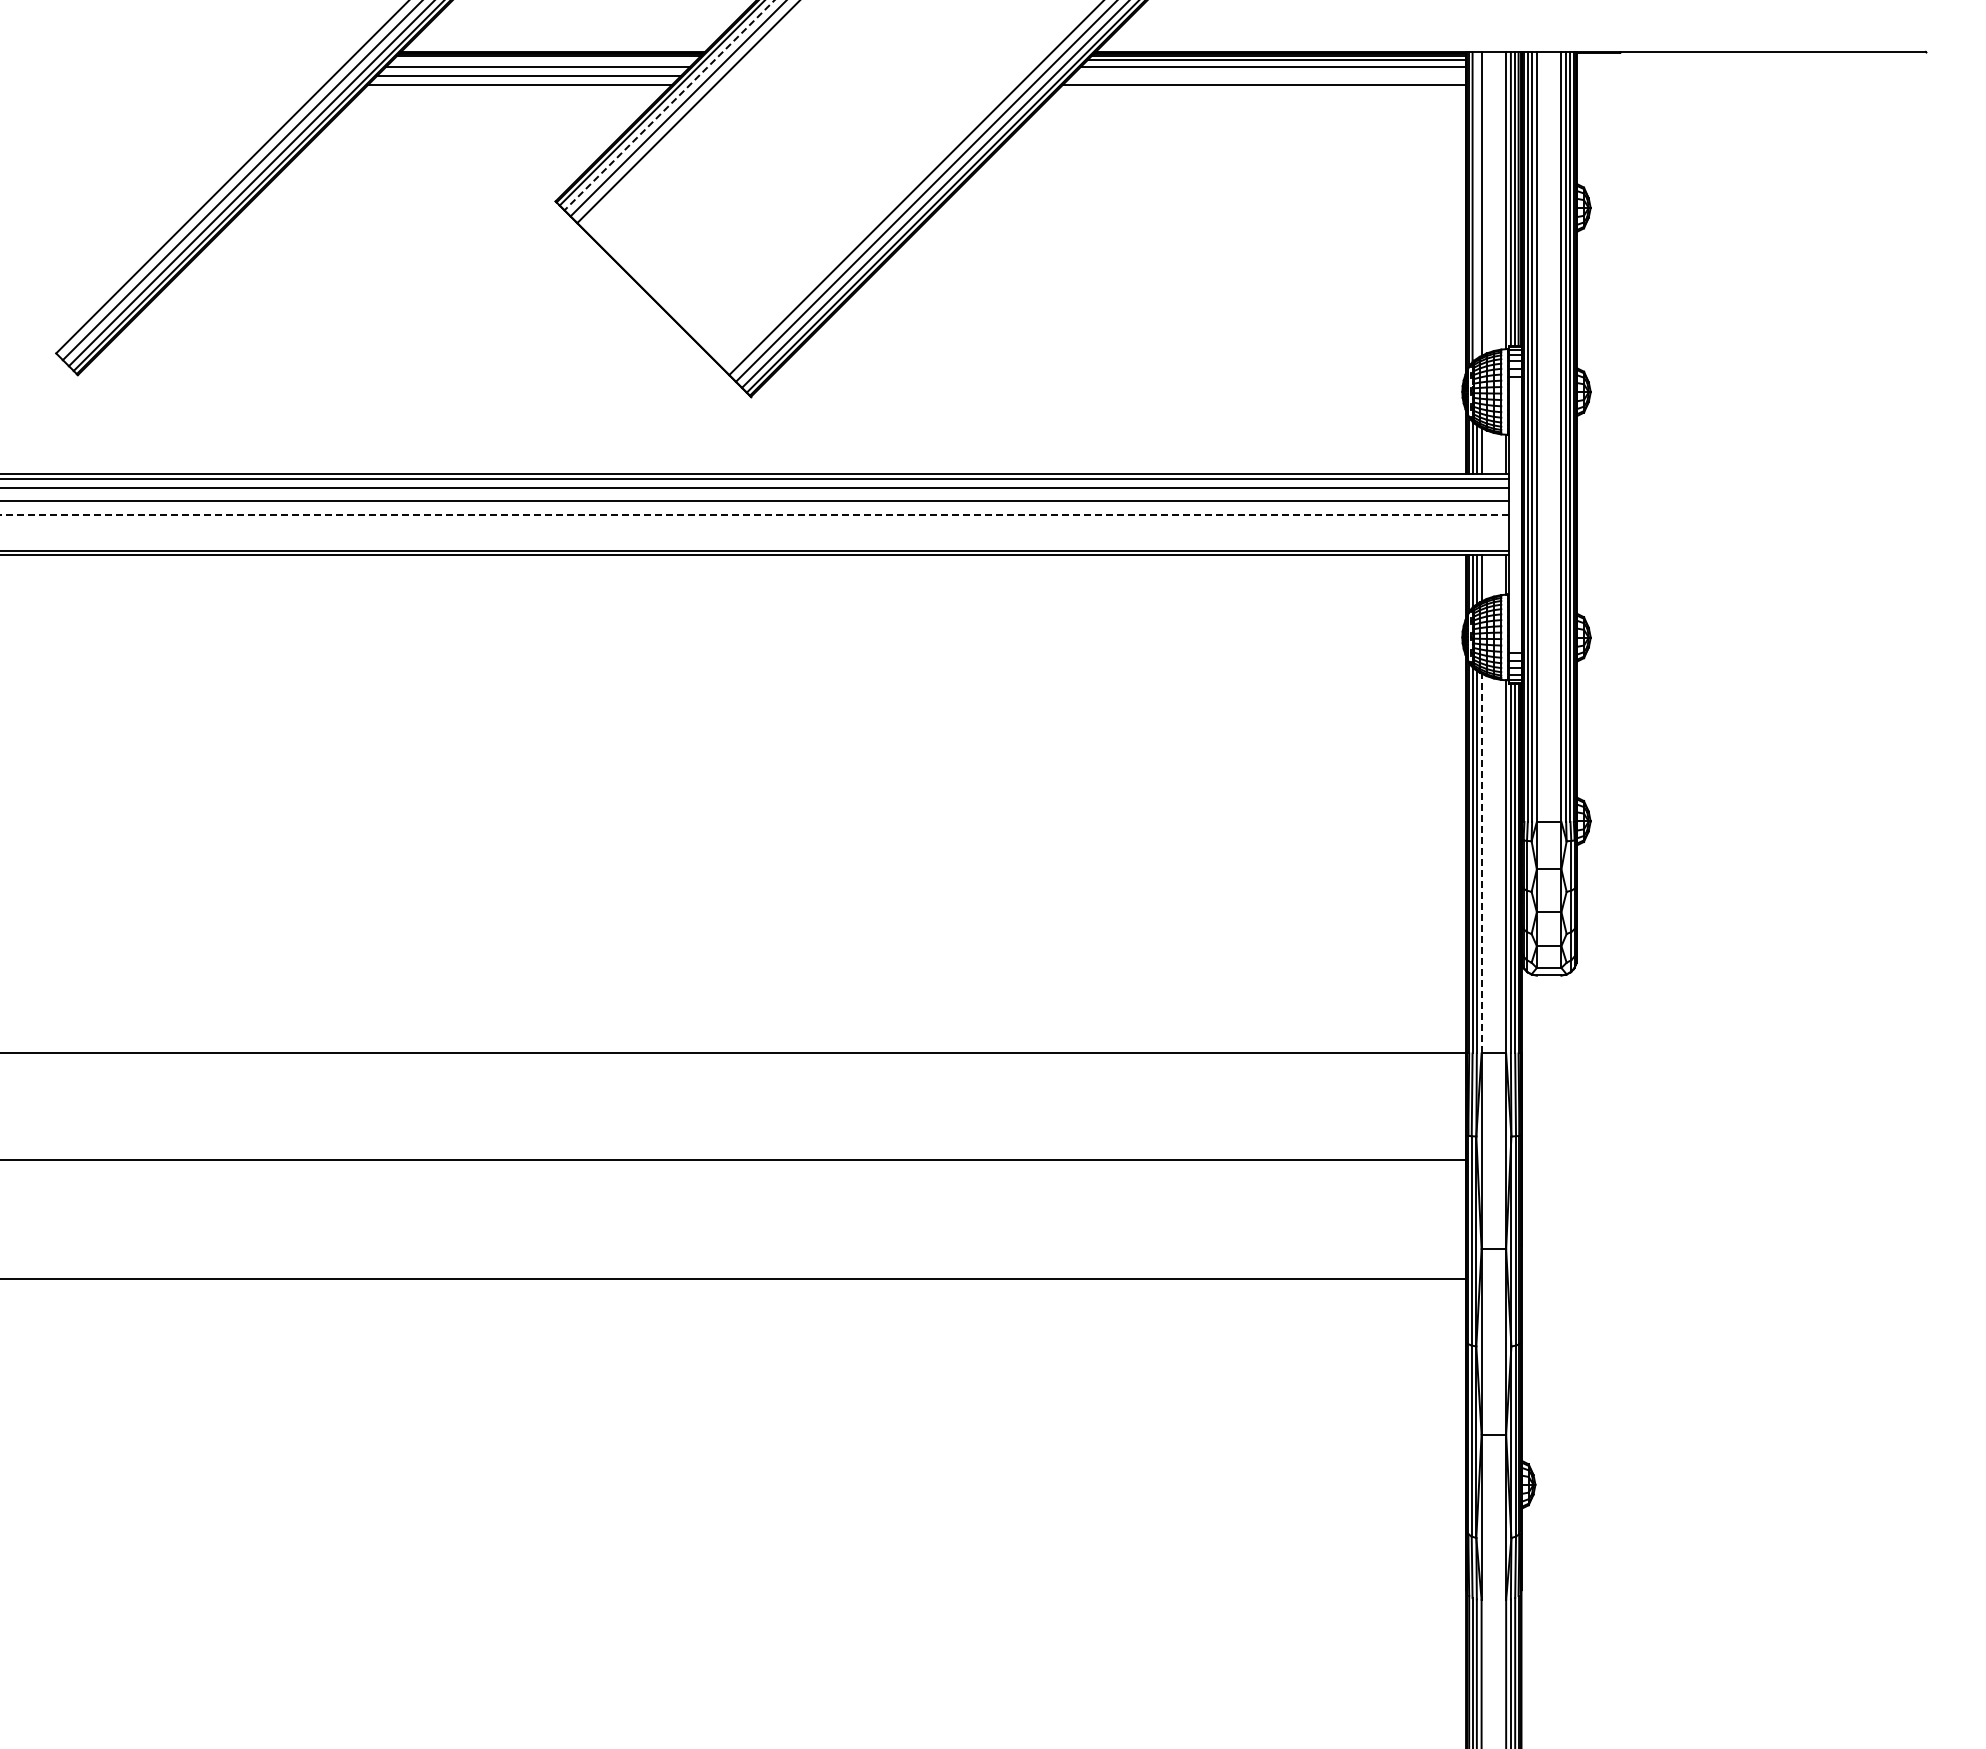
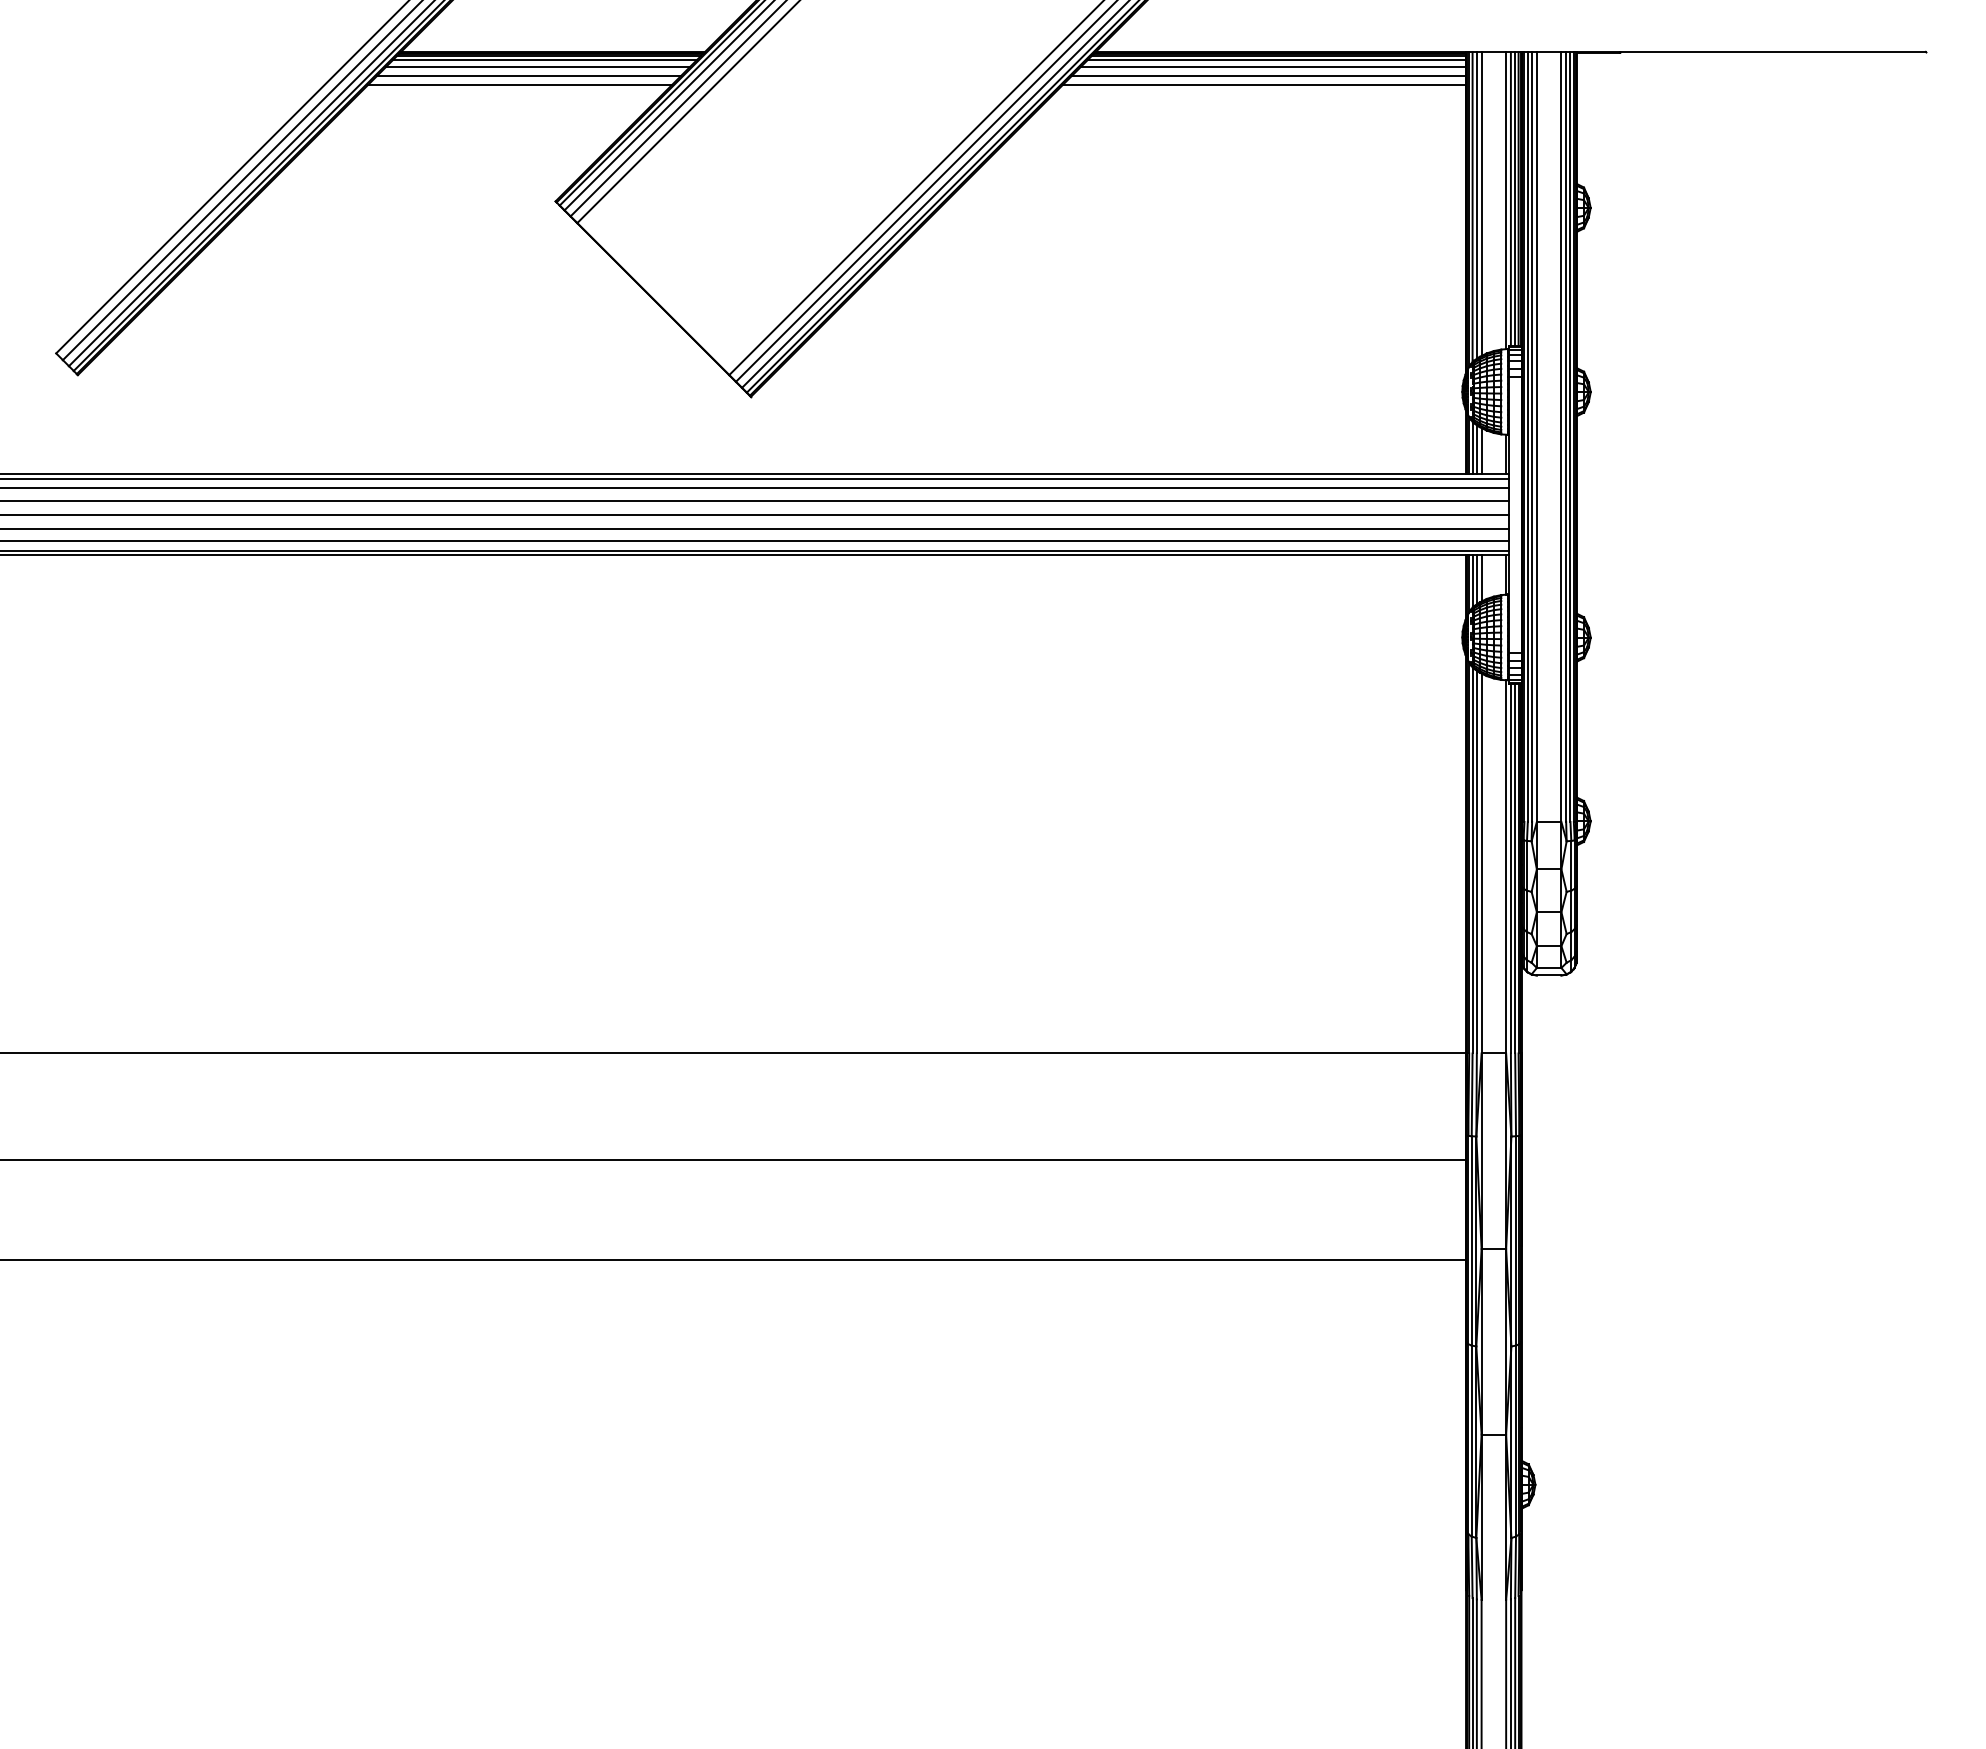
line: none -> present (544, 60)
line: none -> present (1269, 75)
line: dashed -> solid (669, 105)
line: none -> present (1476, 205)
line: dashed -> solid (754, 514)
line: none -> present (755, 529)
line: none -> present (755, 541)
line: dashed -> solid (1481, 863)
line position: (734, 1279) -> (734, 1260) (734, 1260)
